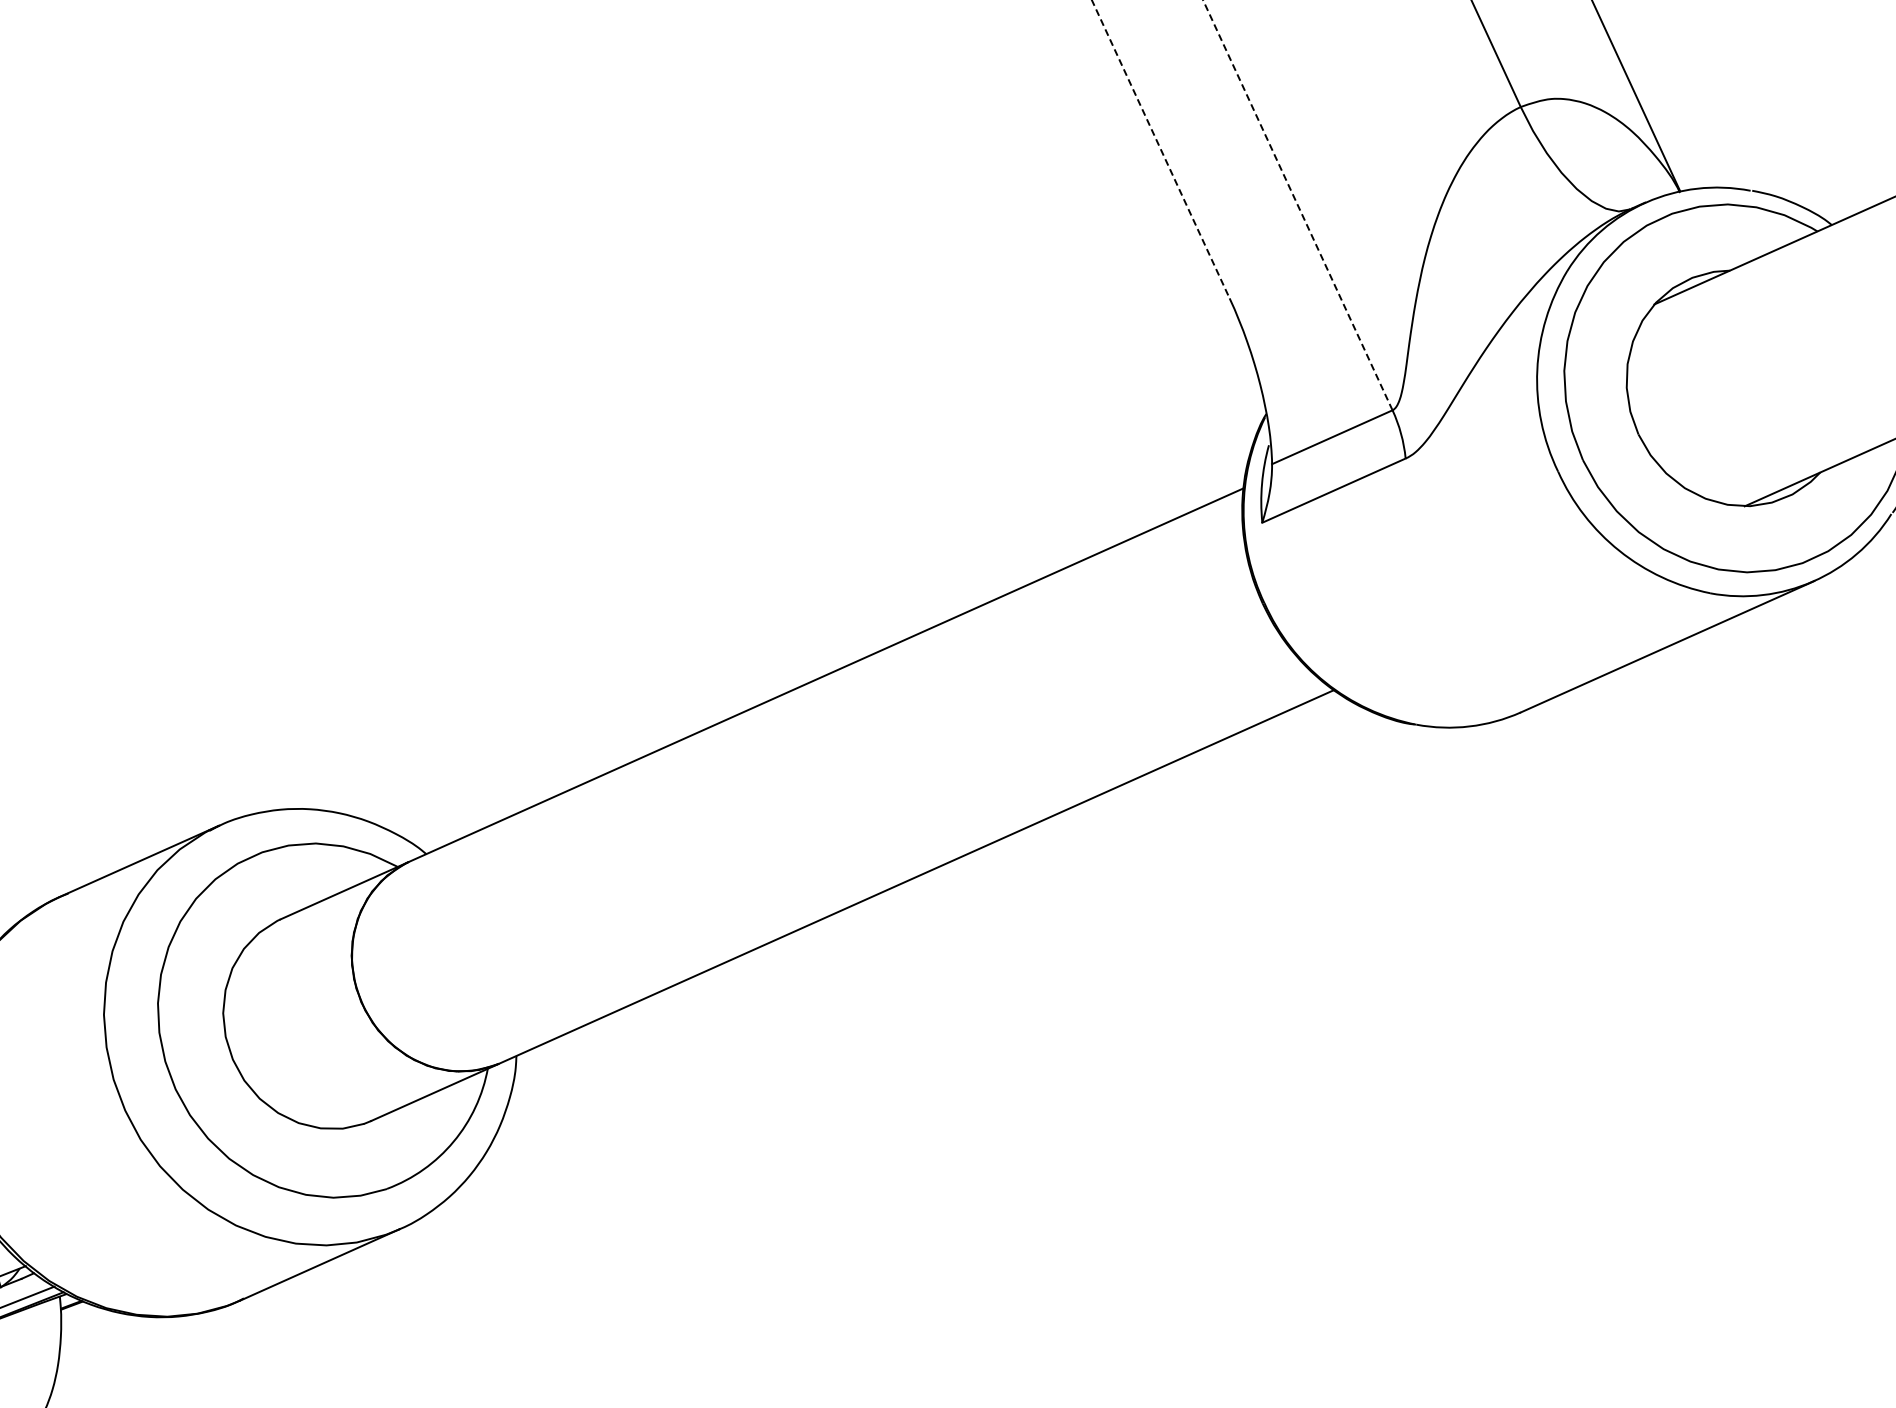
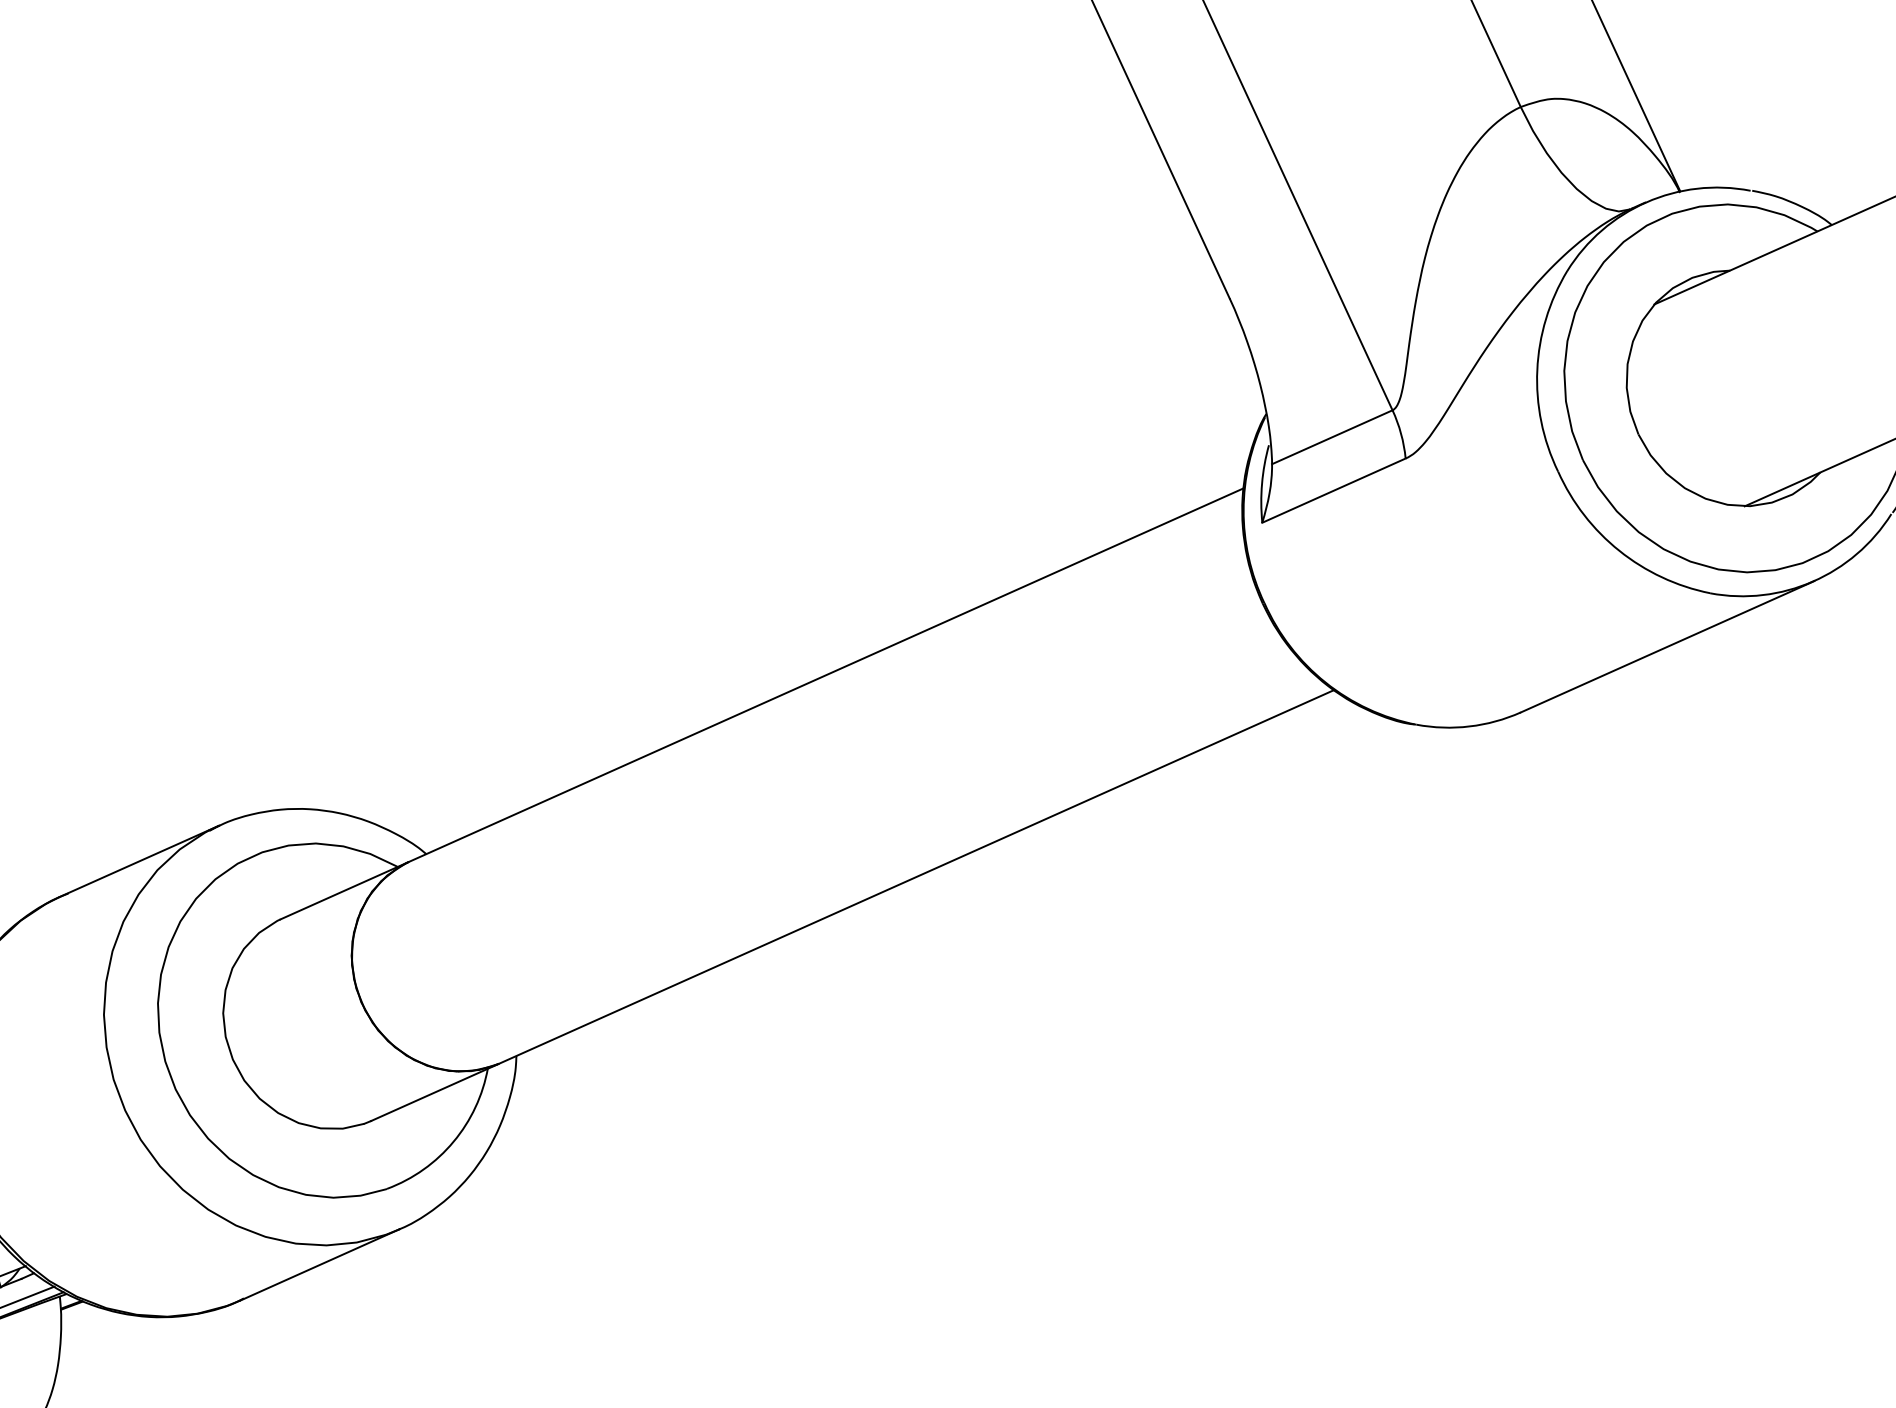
line: dashed -> solid (1160, 149)
line: dashed -> solid (1297, 205)
